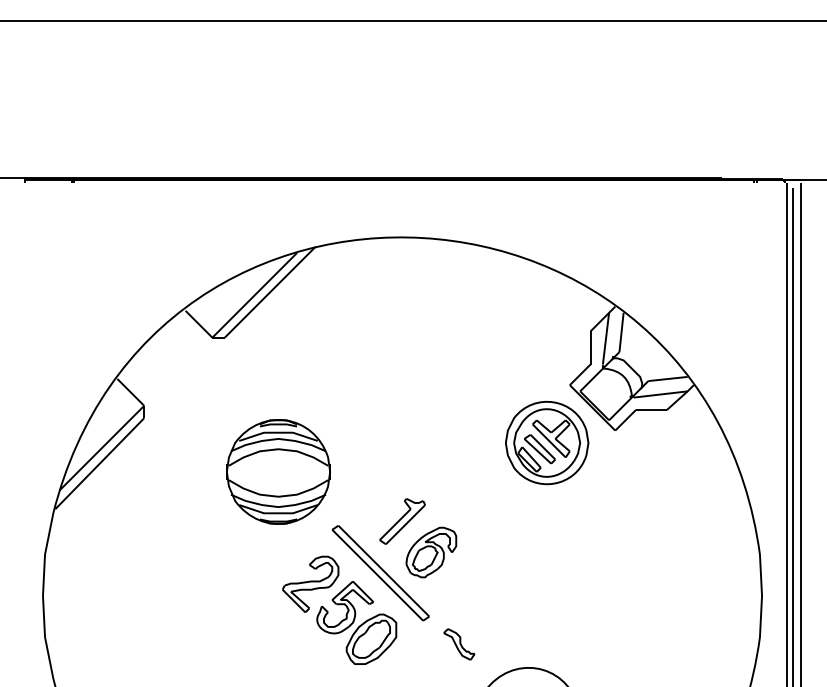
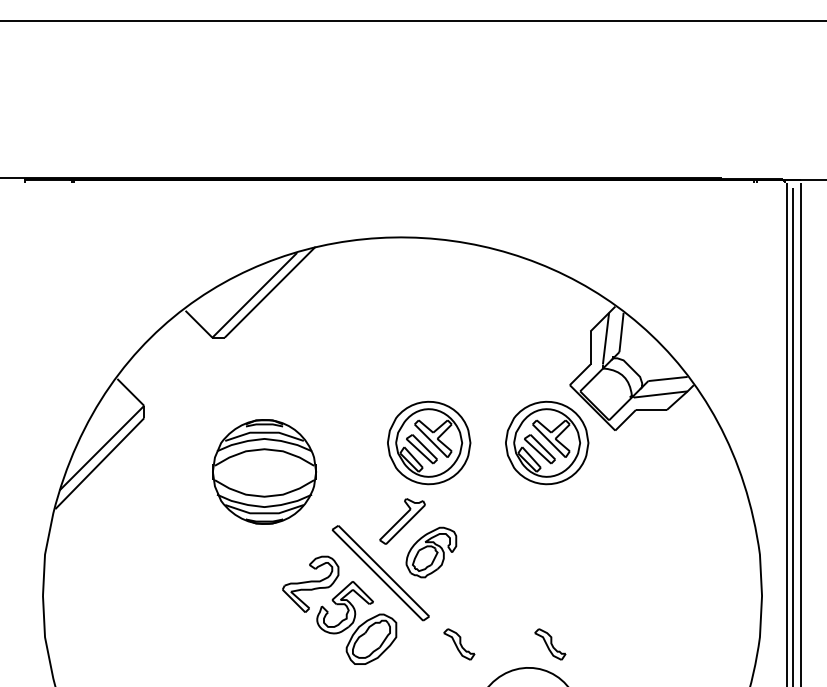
part: none -> present (429, 442)
part position: (278, 471) -> (264, 471) (264, 471)
part: none -> present (550, 644)
